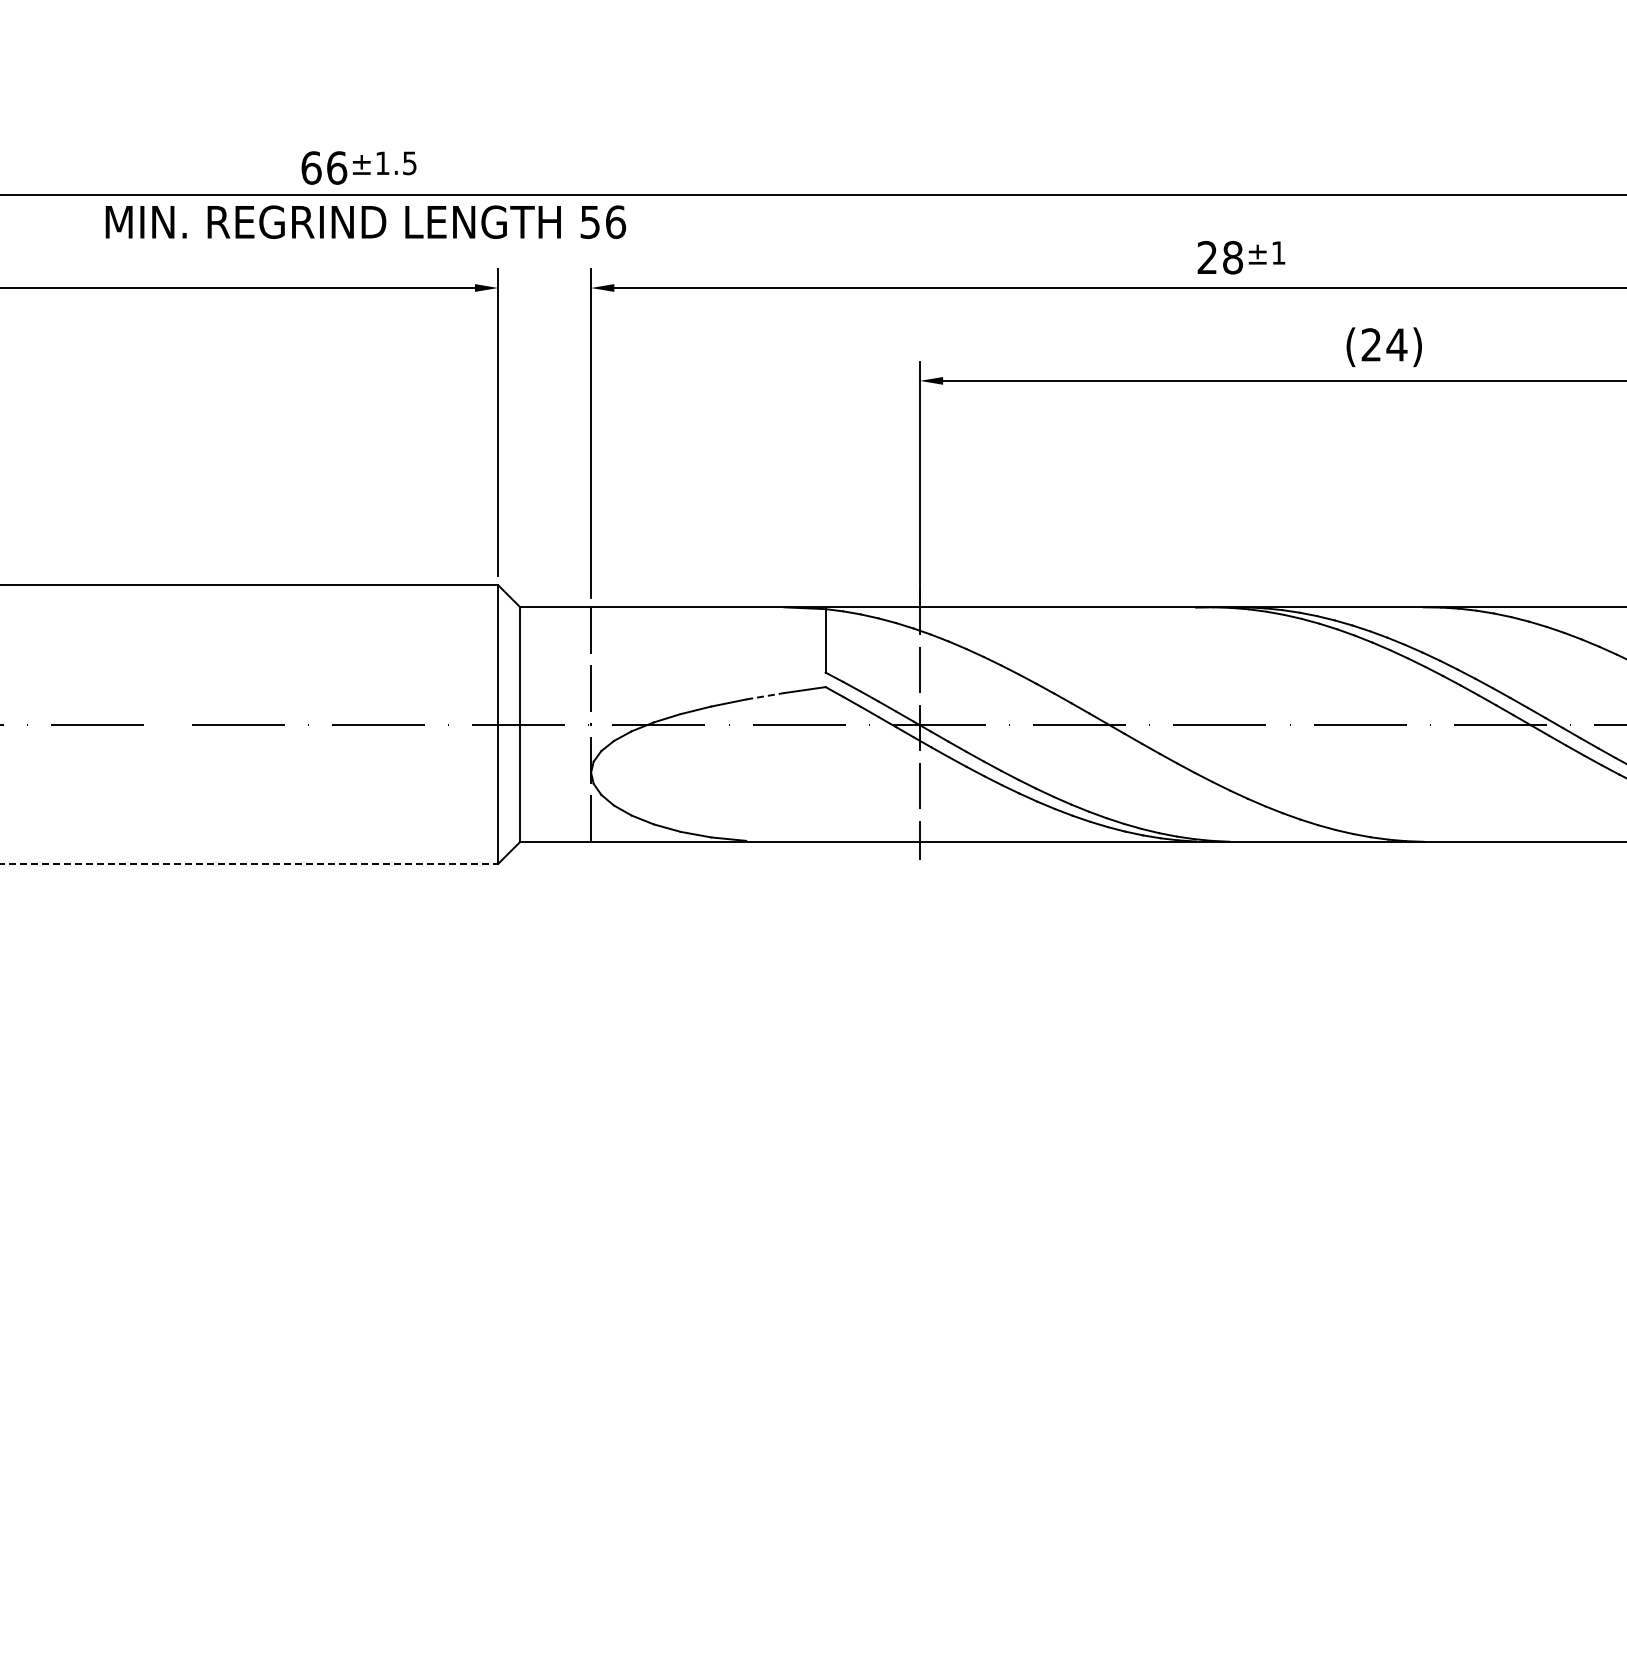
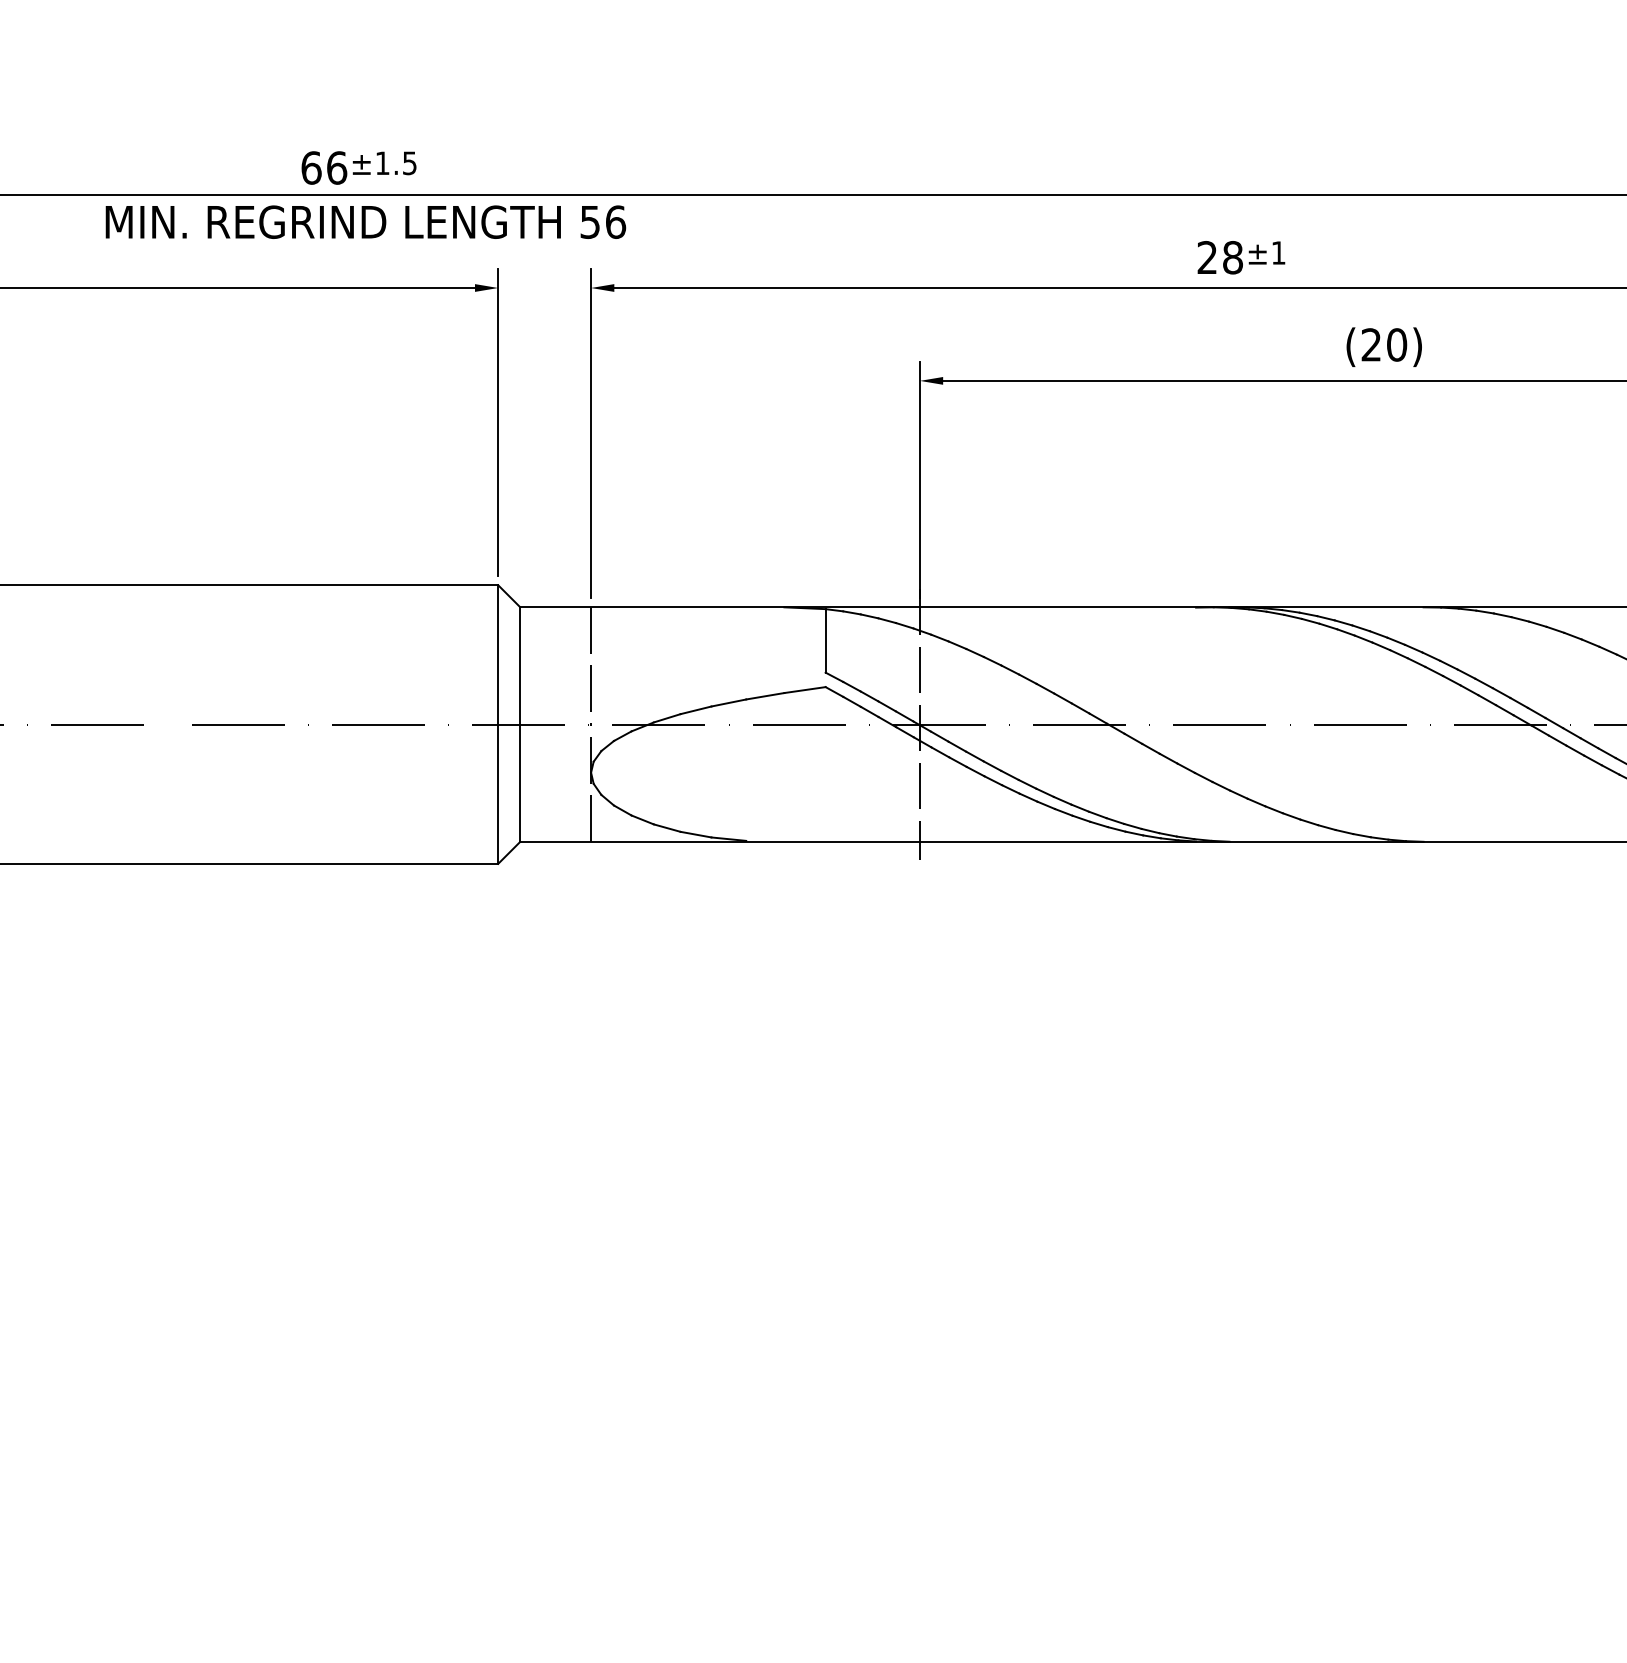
text: (24) -> (20) (1396, 344)
line: dashed -> solid (765, 696)
line: dashed -> solid (249, 863)
